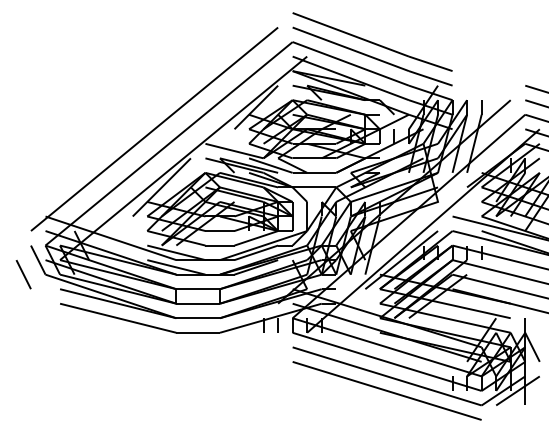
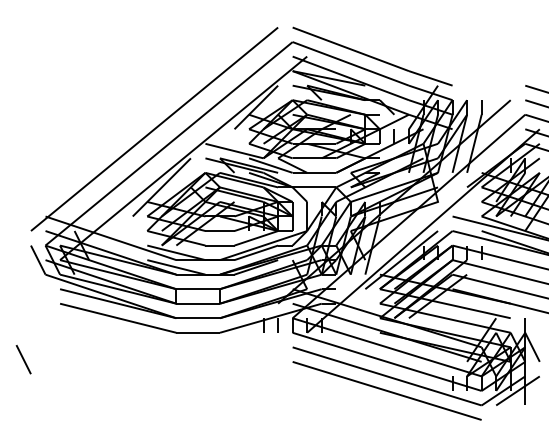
part: present -> none (372, 41)
line position: (23, 274) -> (23, 359) (23, 359)
